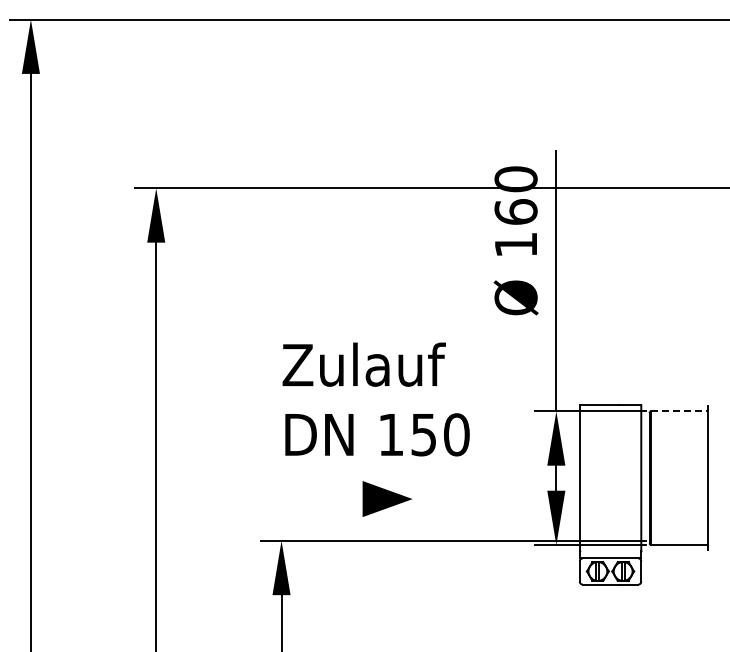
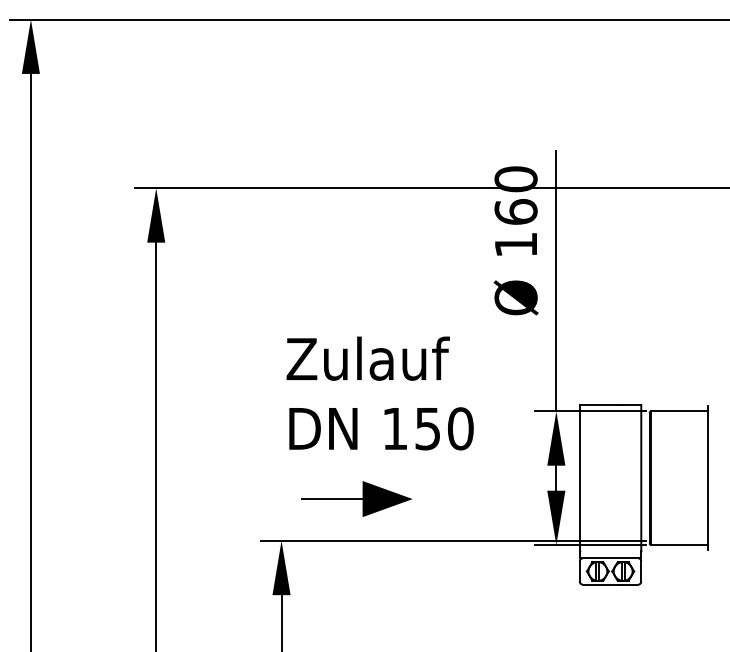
text position: (375, 399) -> (379, 393) (379, 393)
line: dashed -> solid (680, 411)
line: none -> present (332, 499)
